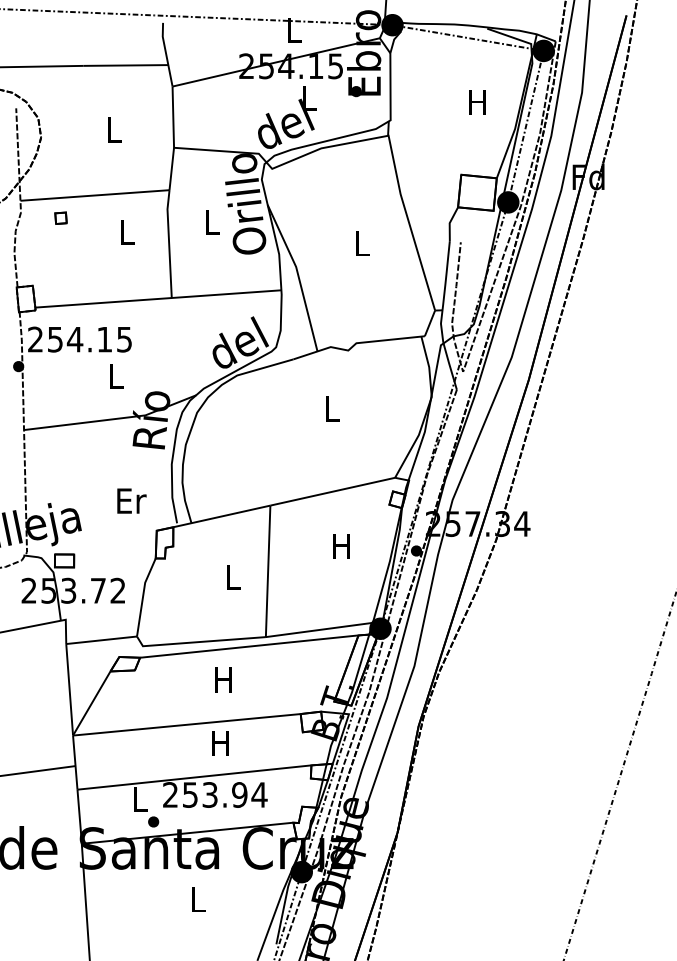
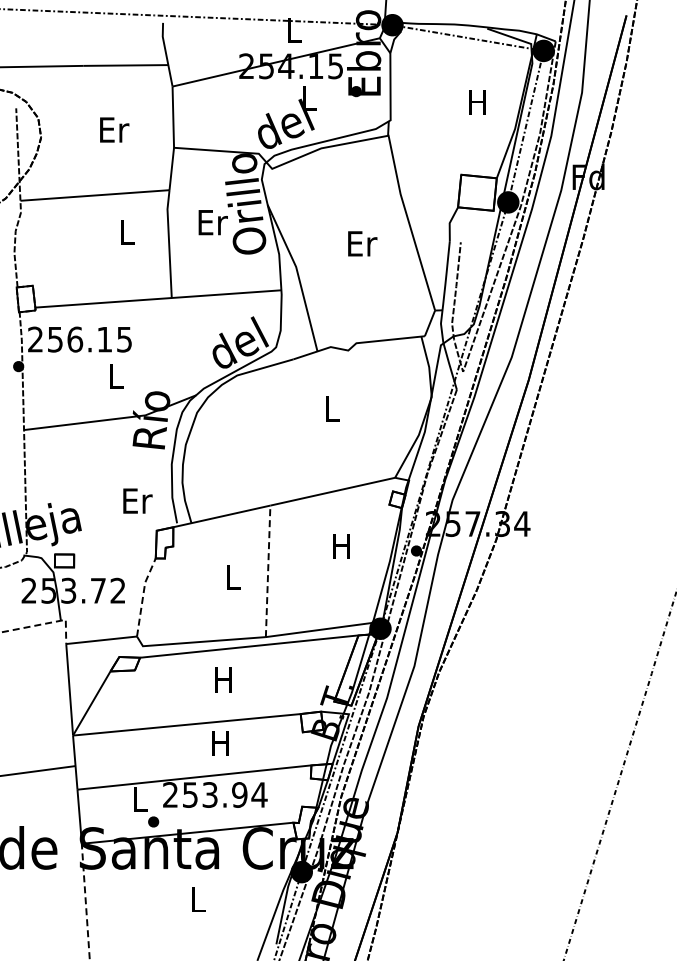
text: L -> Er (114, 129)
part: present -> none (60, 217)
text: L -> Er (212, 222)
text: L -> Er (362, 243)
text: 254.15 -> 256.15 (74, 339)
text position: (131, 500) -> (137, 500) (137, 500)
line: solid -> dashed (268, 571)
line: solid -> dashed (143, 595)
line: solid -> dashed (46, 623)
line: solid -> dashed (85, 901)
